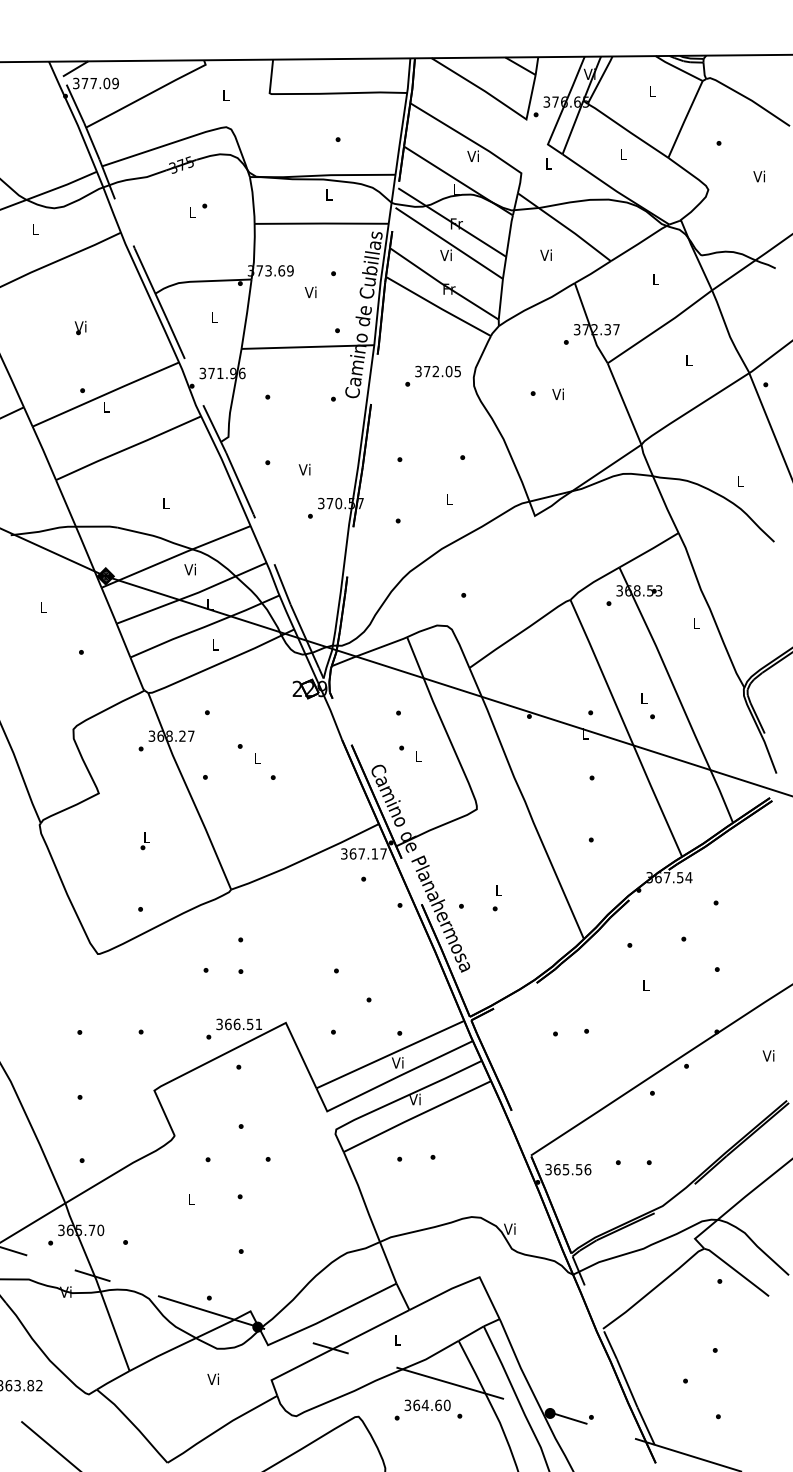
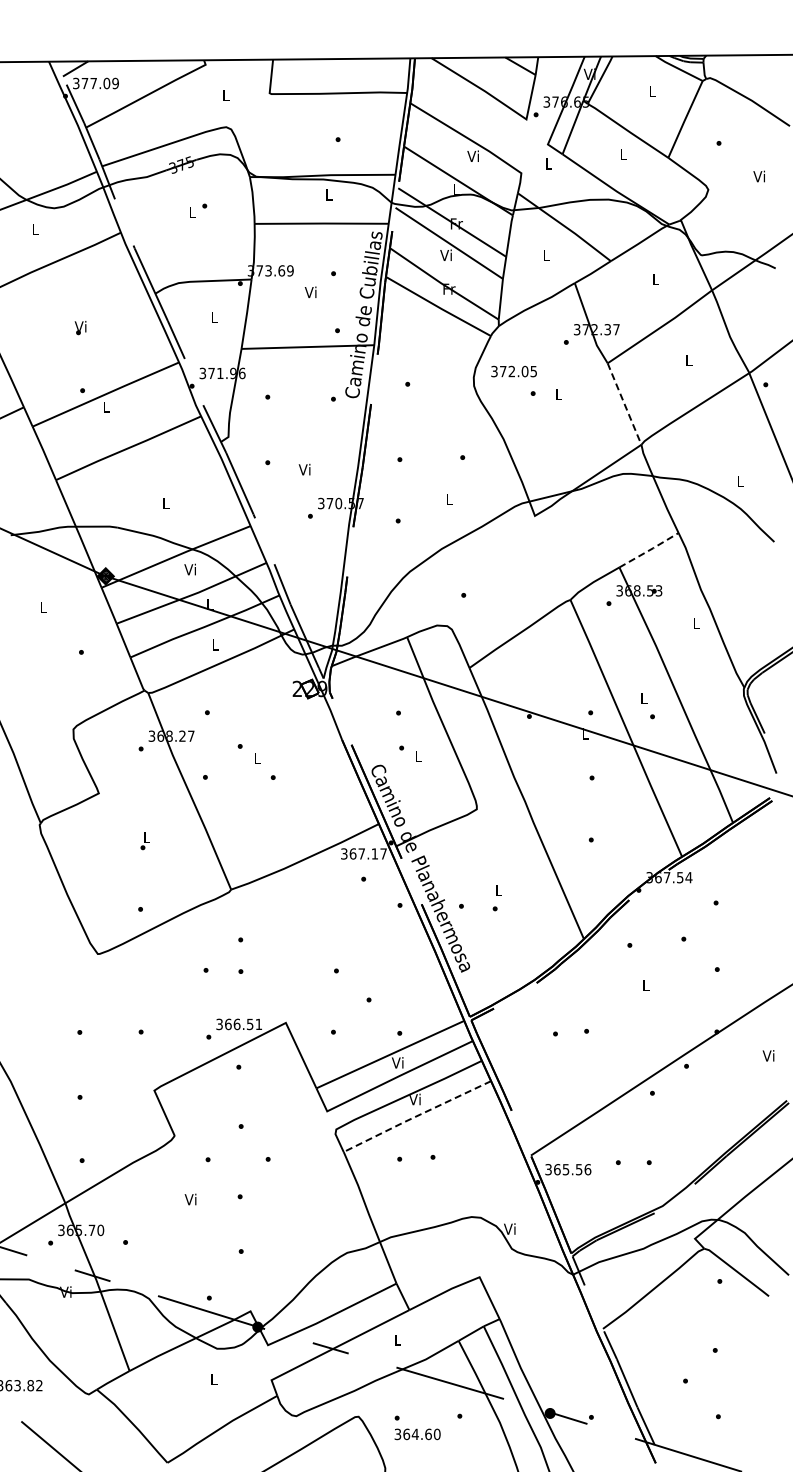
text: Vi -> L (545, 254)
text position: (437, 371) -> (513, 371) (513, 371)
text: Vi -> L (557, 393)
line: solid -> dashed (624, 403)
line: solid -> dashed (649, 550)
line: solid -> dashed (416, 1116)
text: L -> Vi (190, 1199)
text: Vi -> L (212, 1378)
text position: (427, 1405) -> (417, 1434) (417, 1434)
